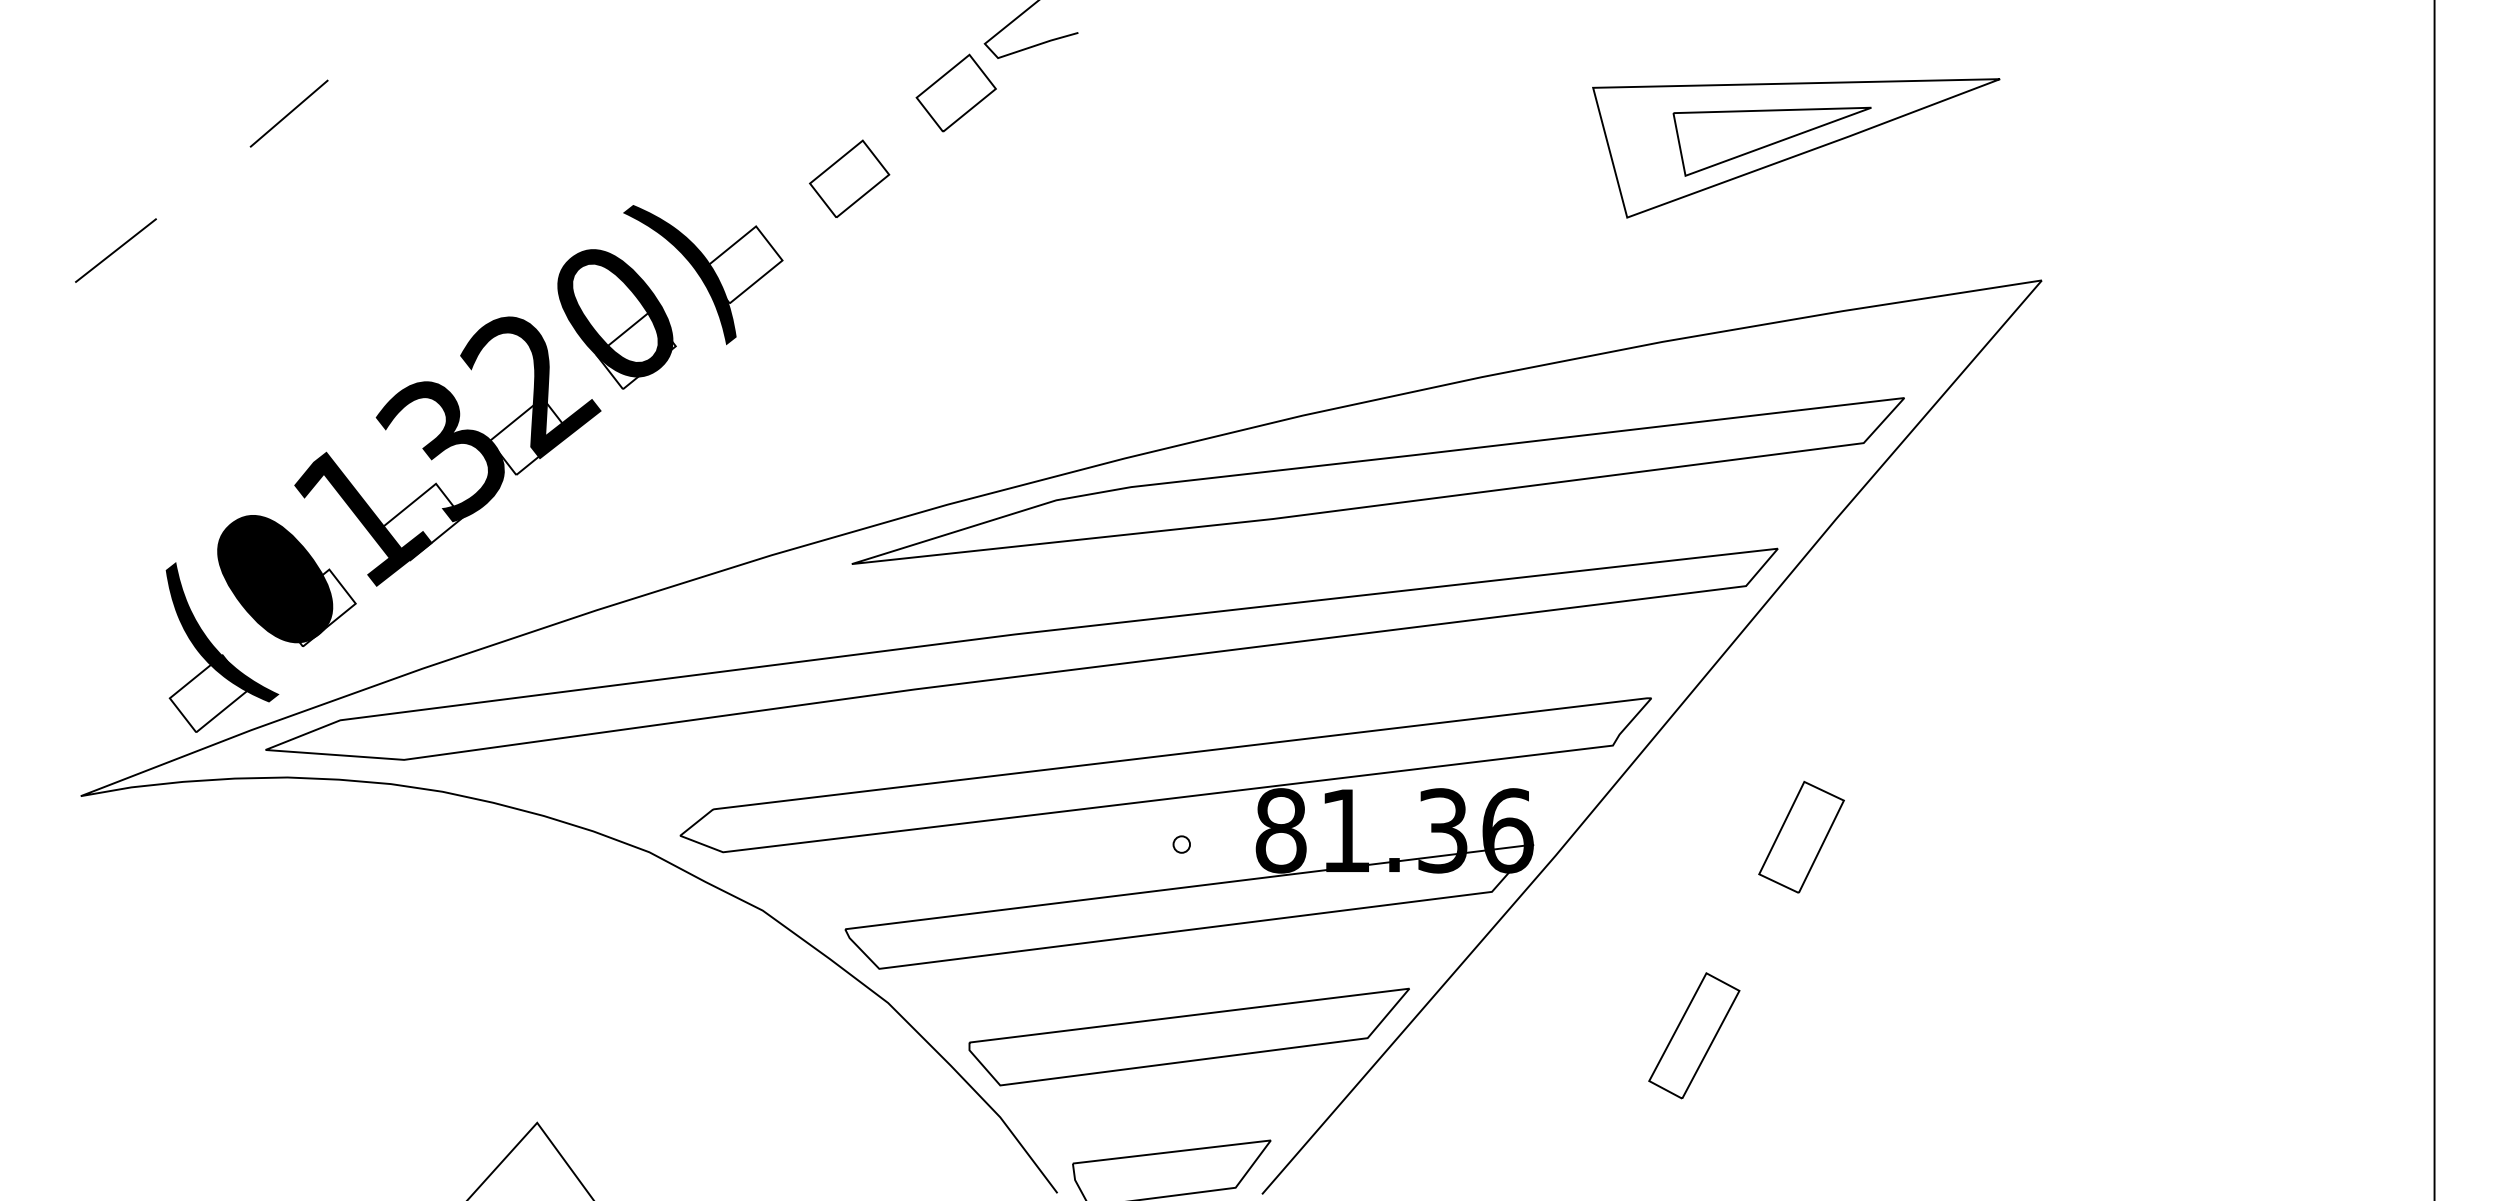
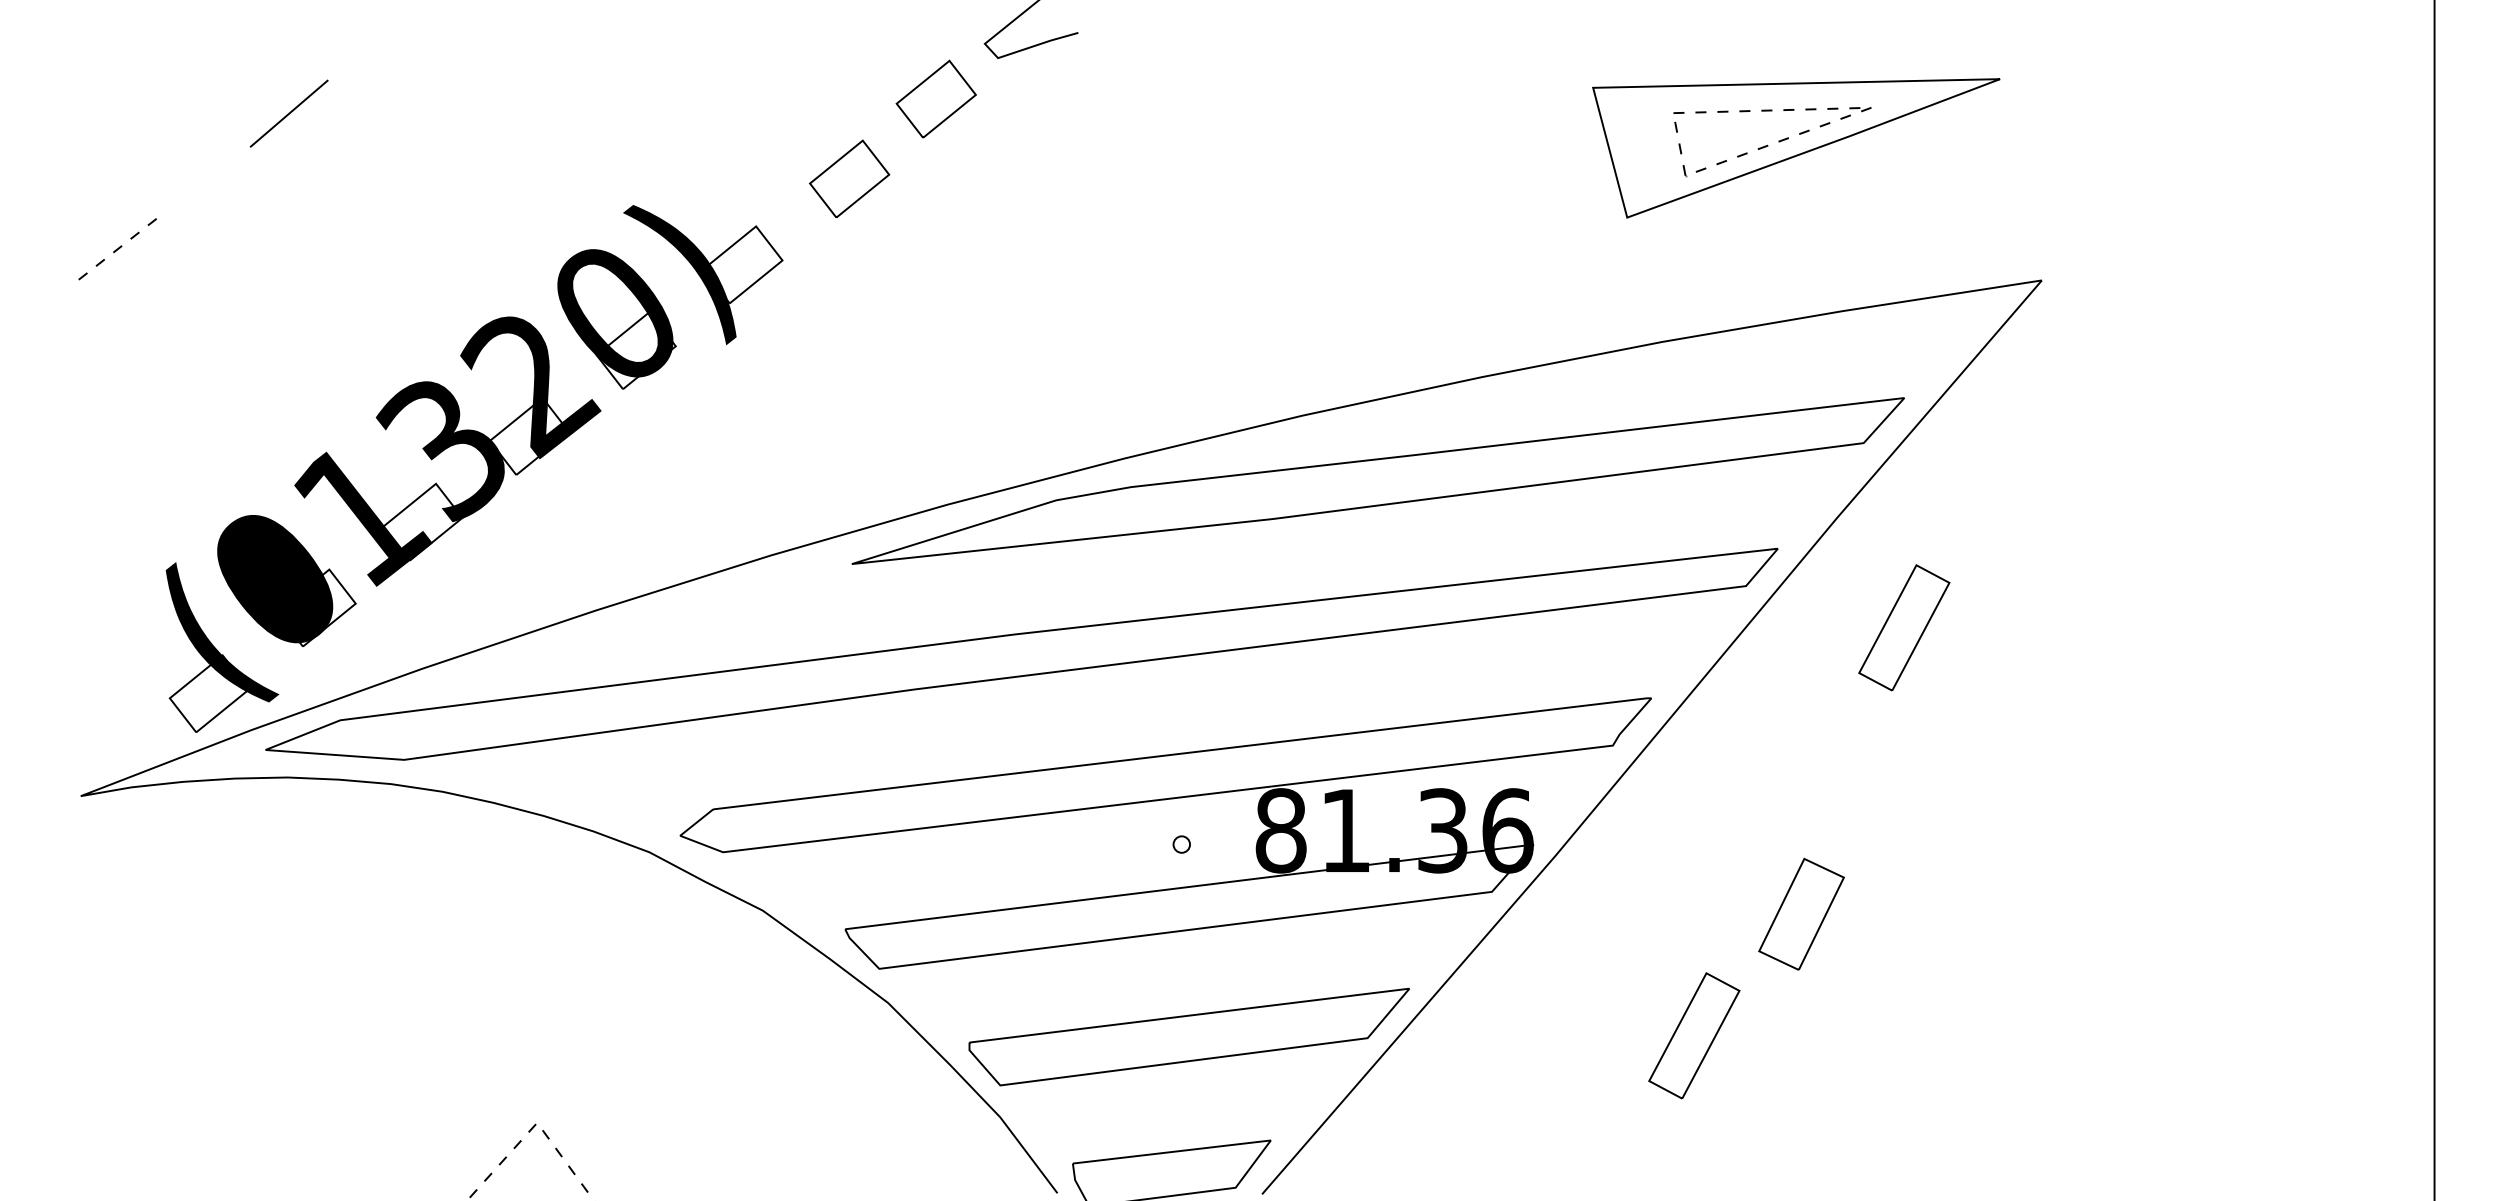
part position: (955, 92) -> (935, 98) (935, 98)
line: solid -> dashed (1841, 118)
line: solid -> dashed (115, 250)
part: none -> present (1904, 627)
part position: (1801, 836) -> (1801, 913) (1801, 913)
line: solid -> dashed (534, 1125)
